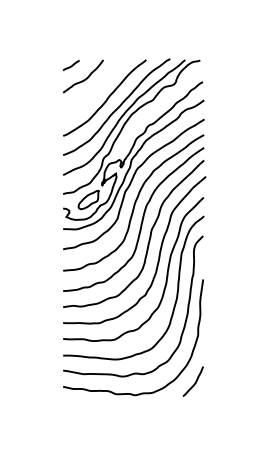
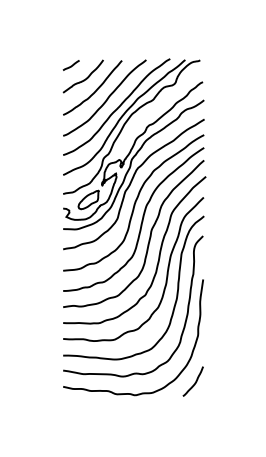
curve: none -> present (96, 88)
